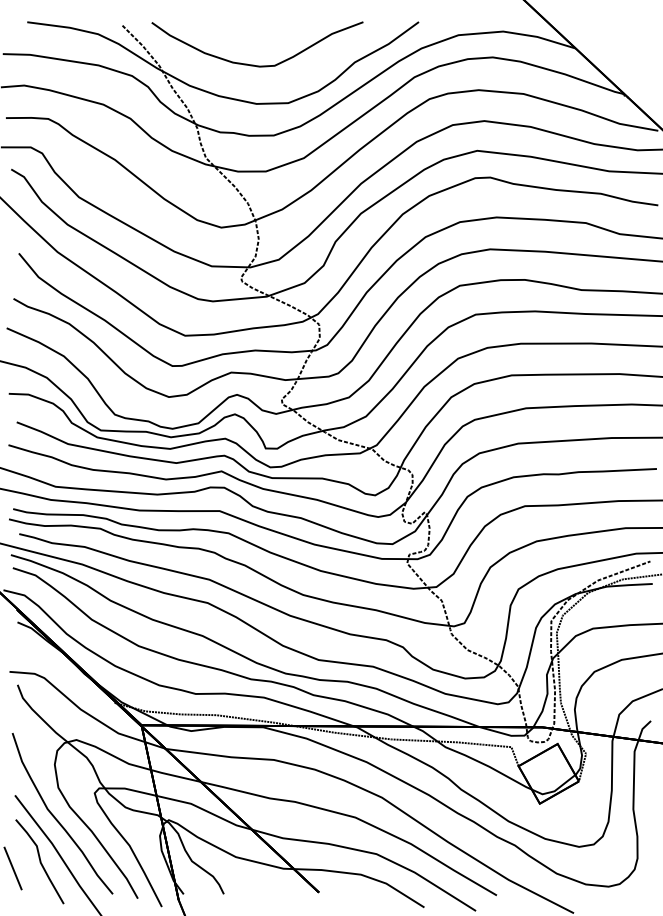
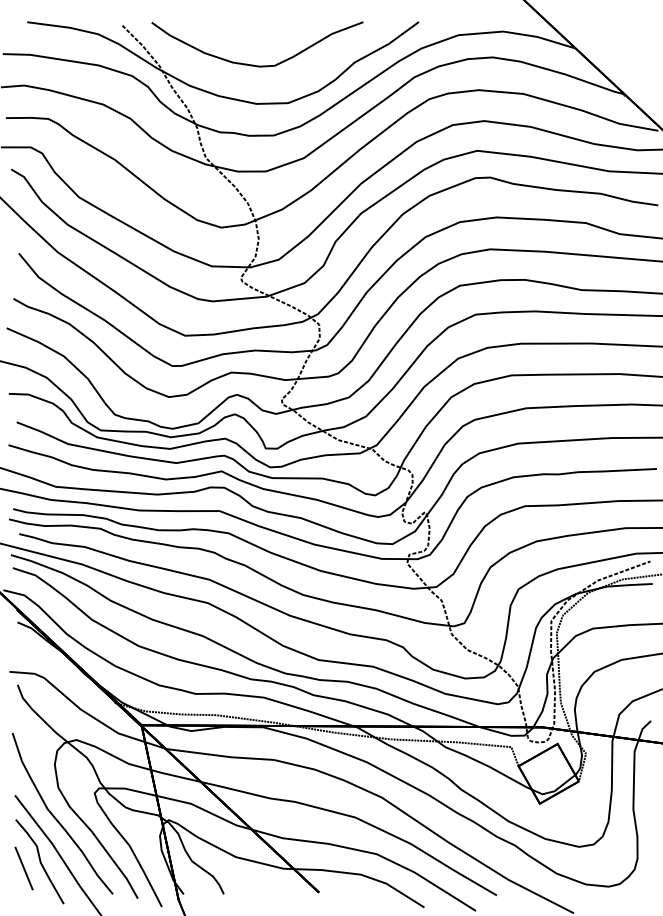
line position: (12, 868) -> (23, 868) (23, 868)
